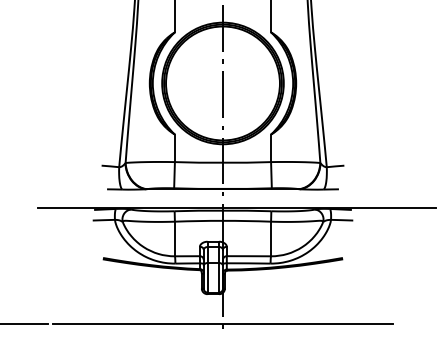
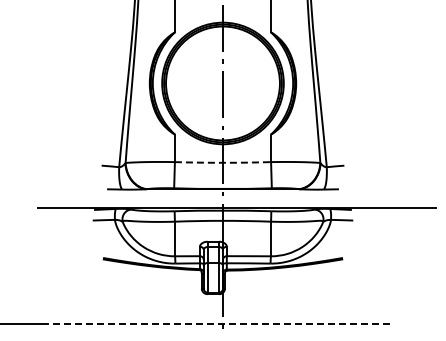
arc: solid -> dashed (222, 162)
line: solid -> dashed (223, 323)
